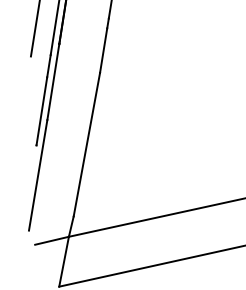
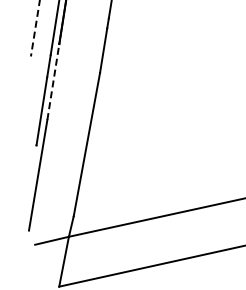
line: solid -> dashed (35, 29)
line: solid -> dashed (53, 81)
